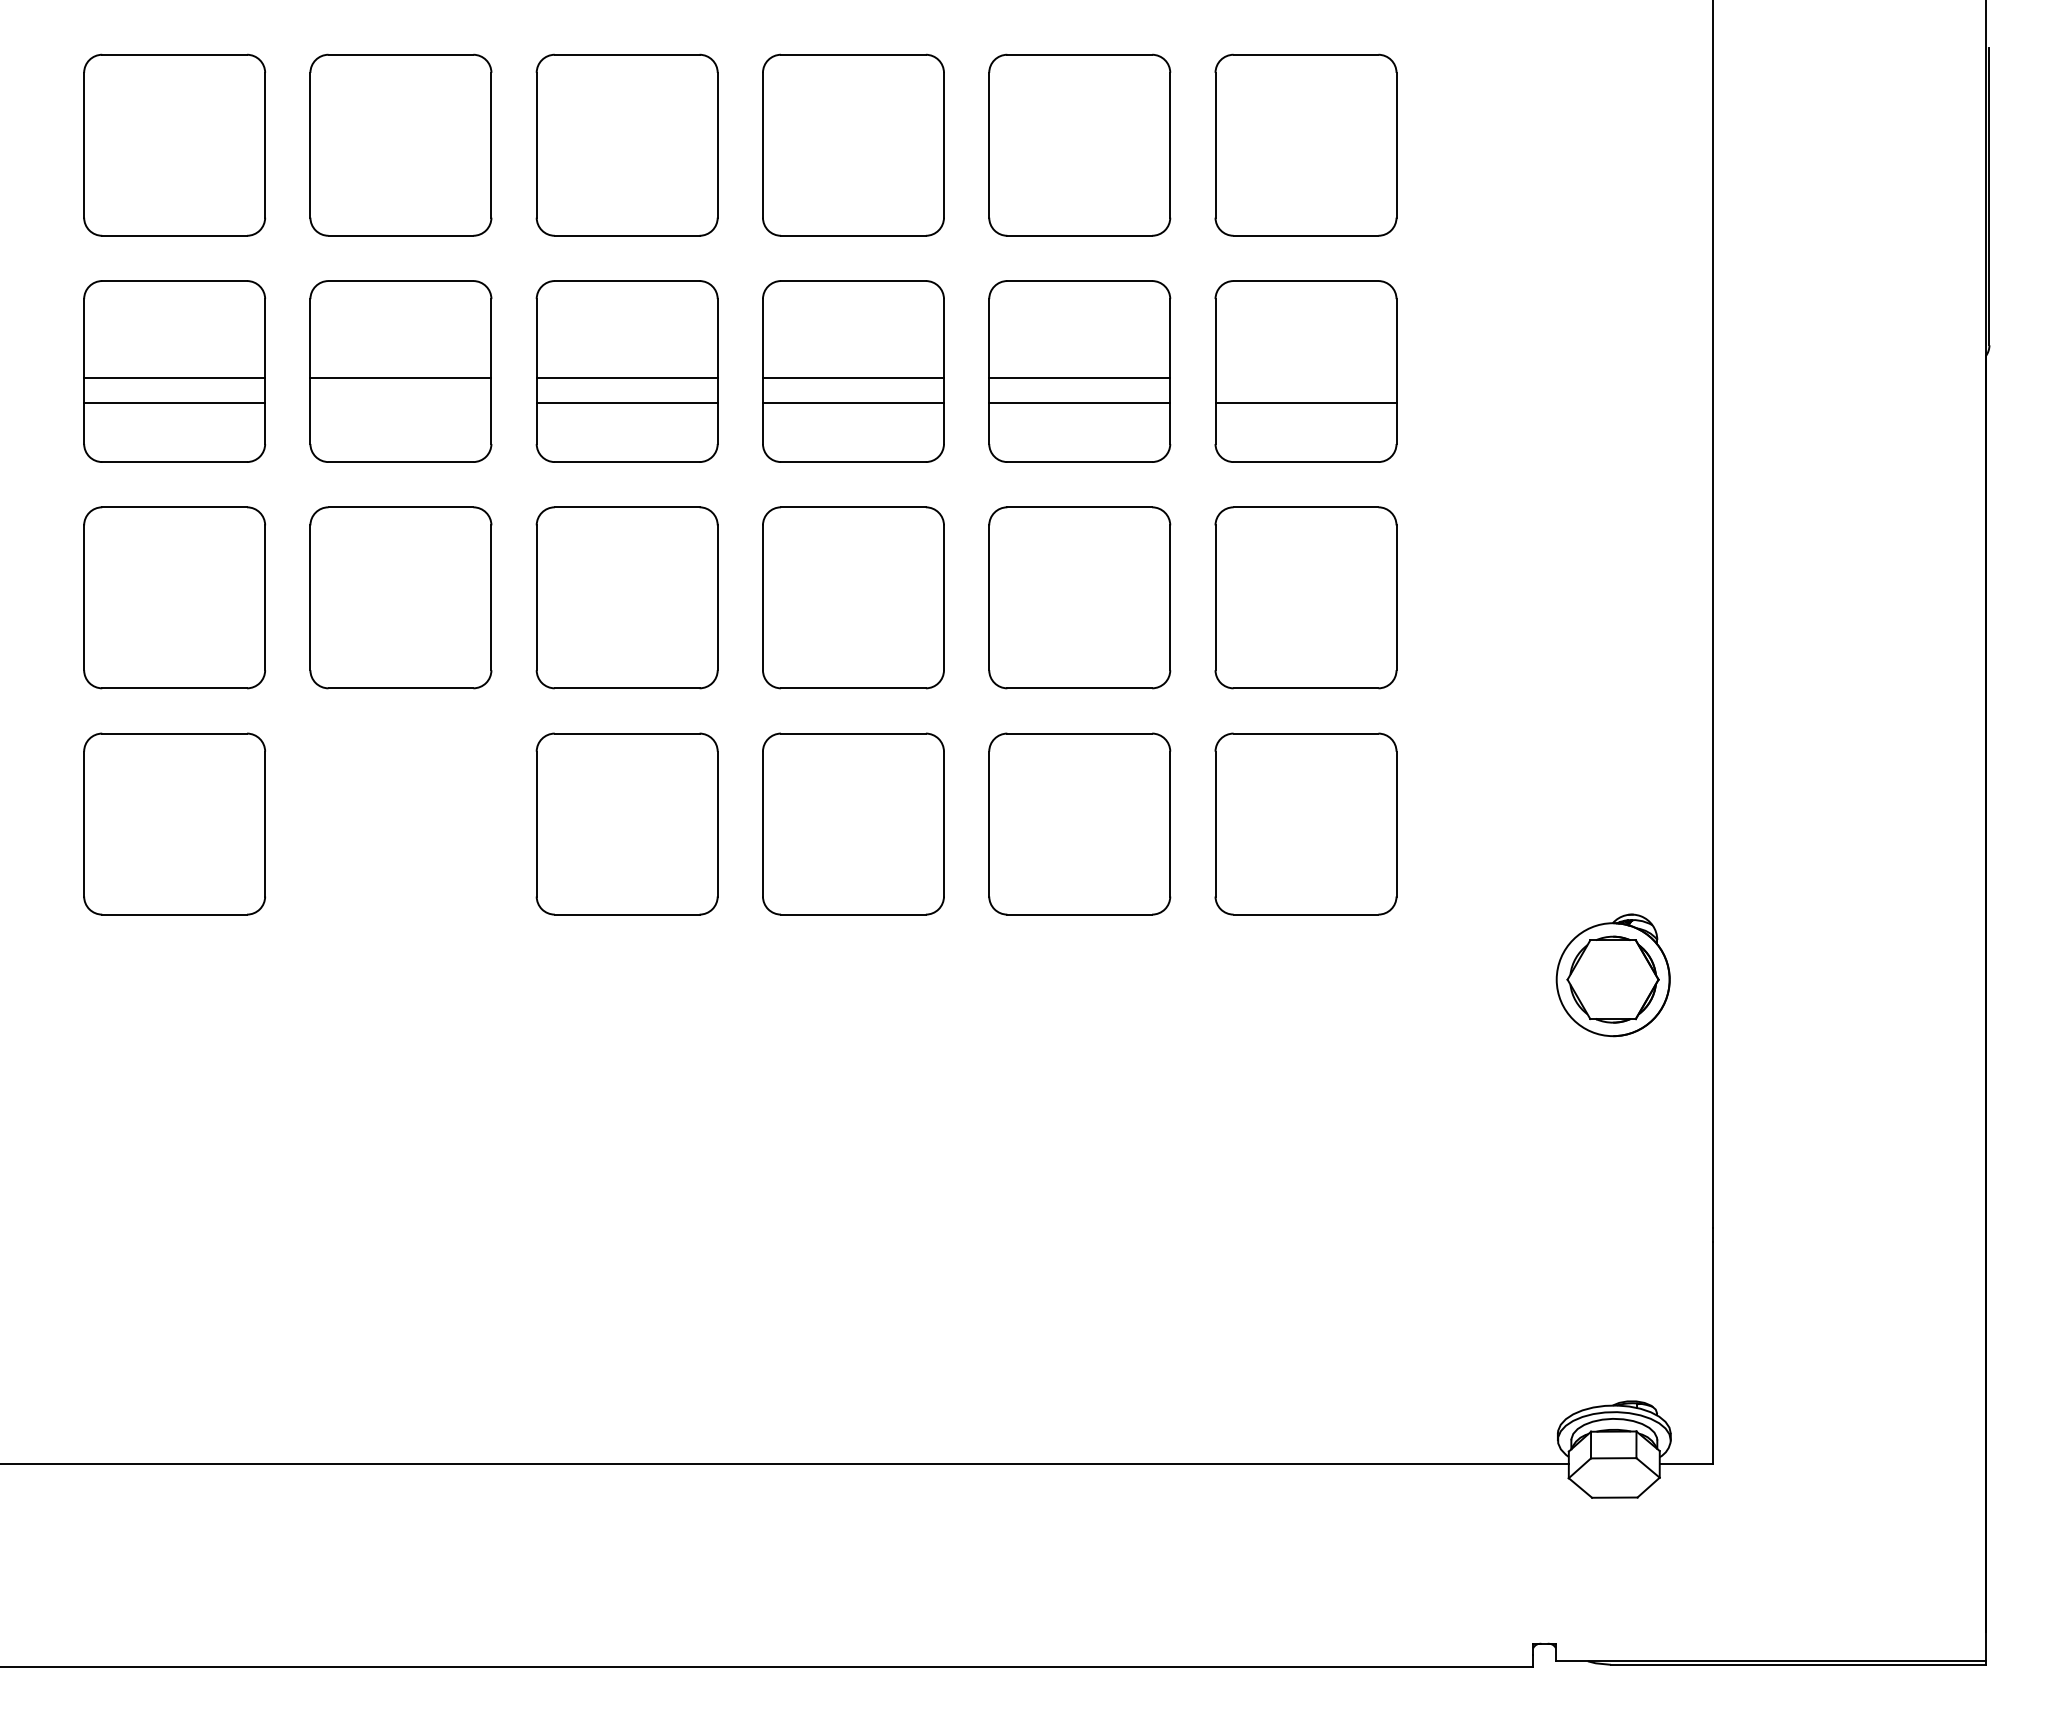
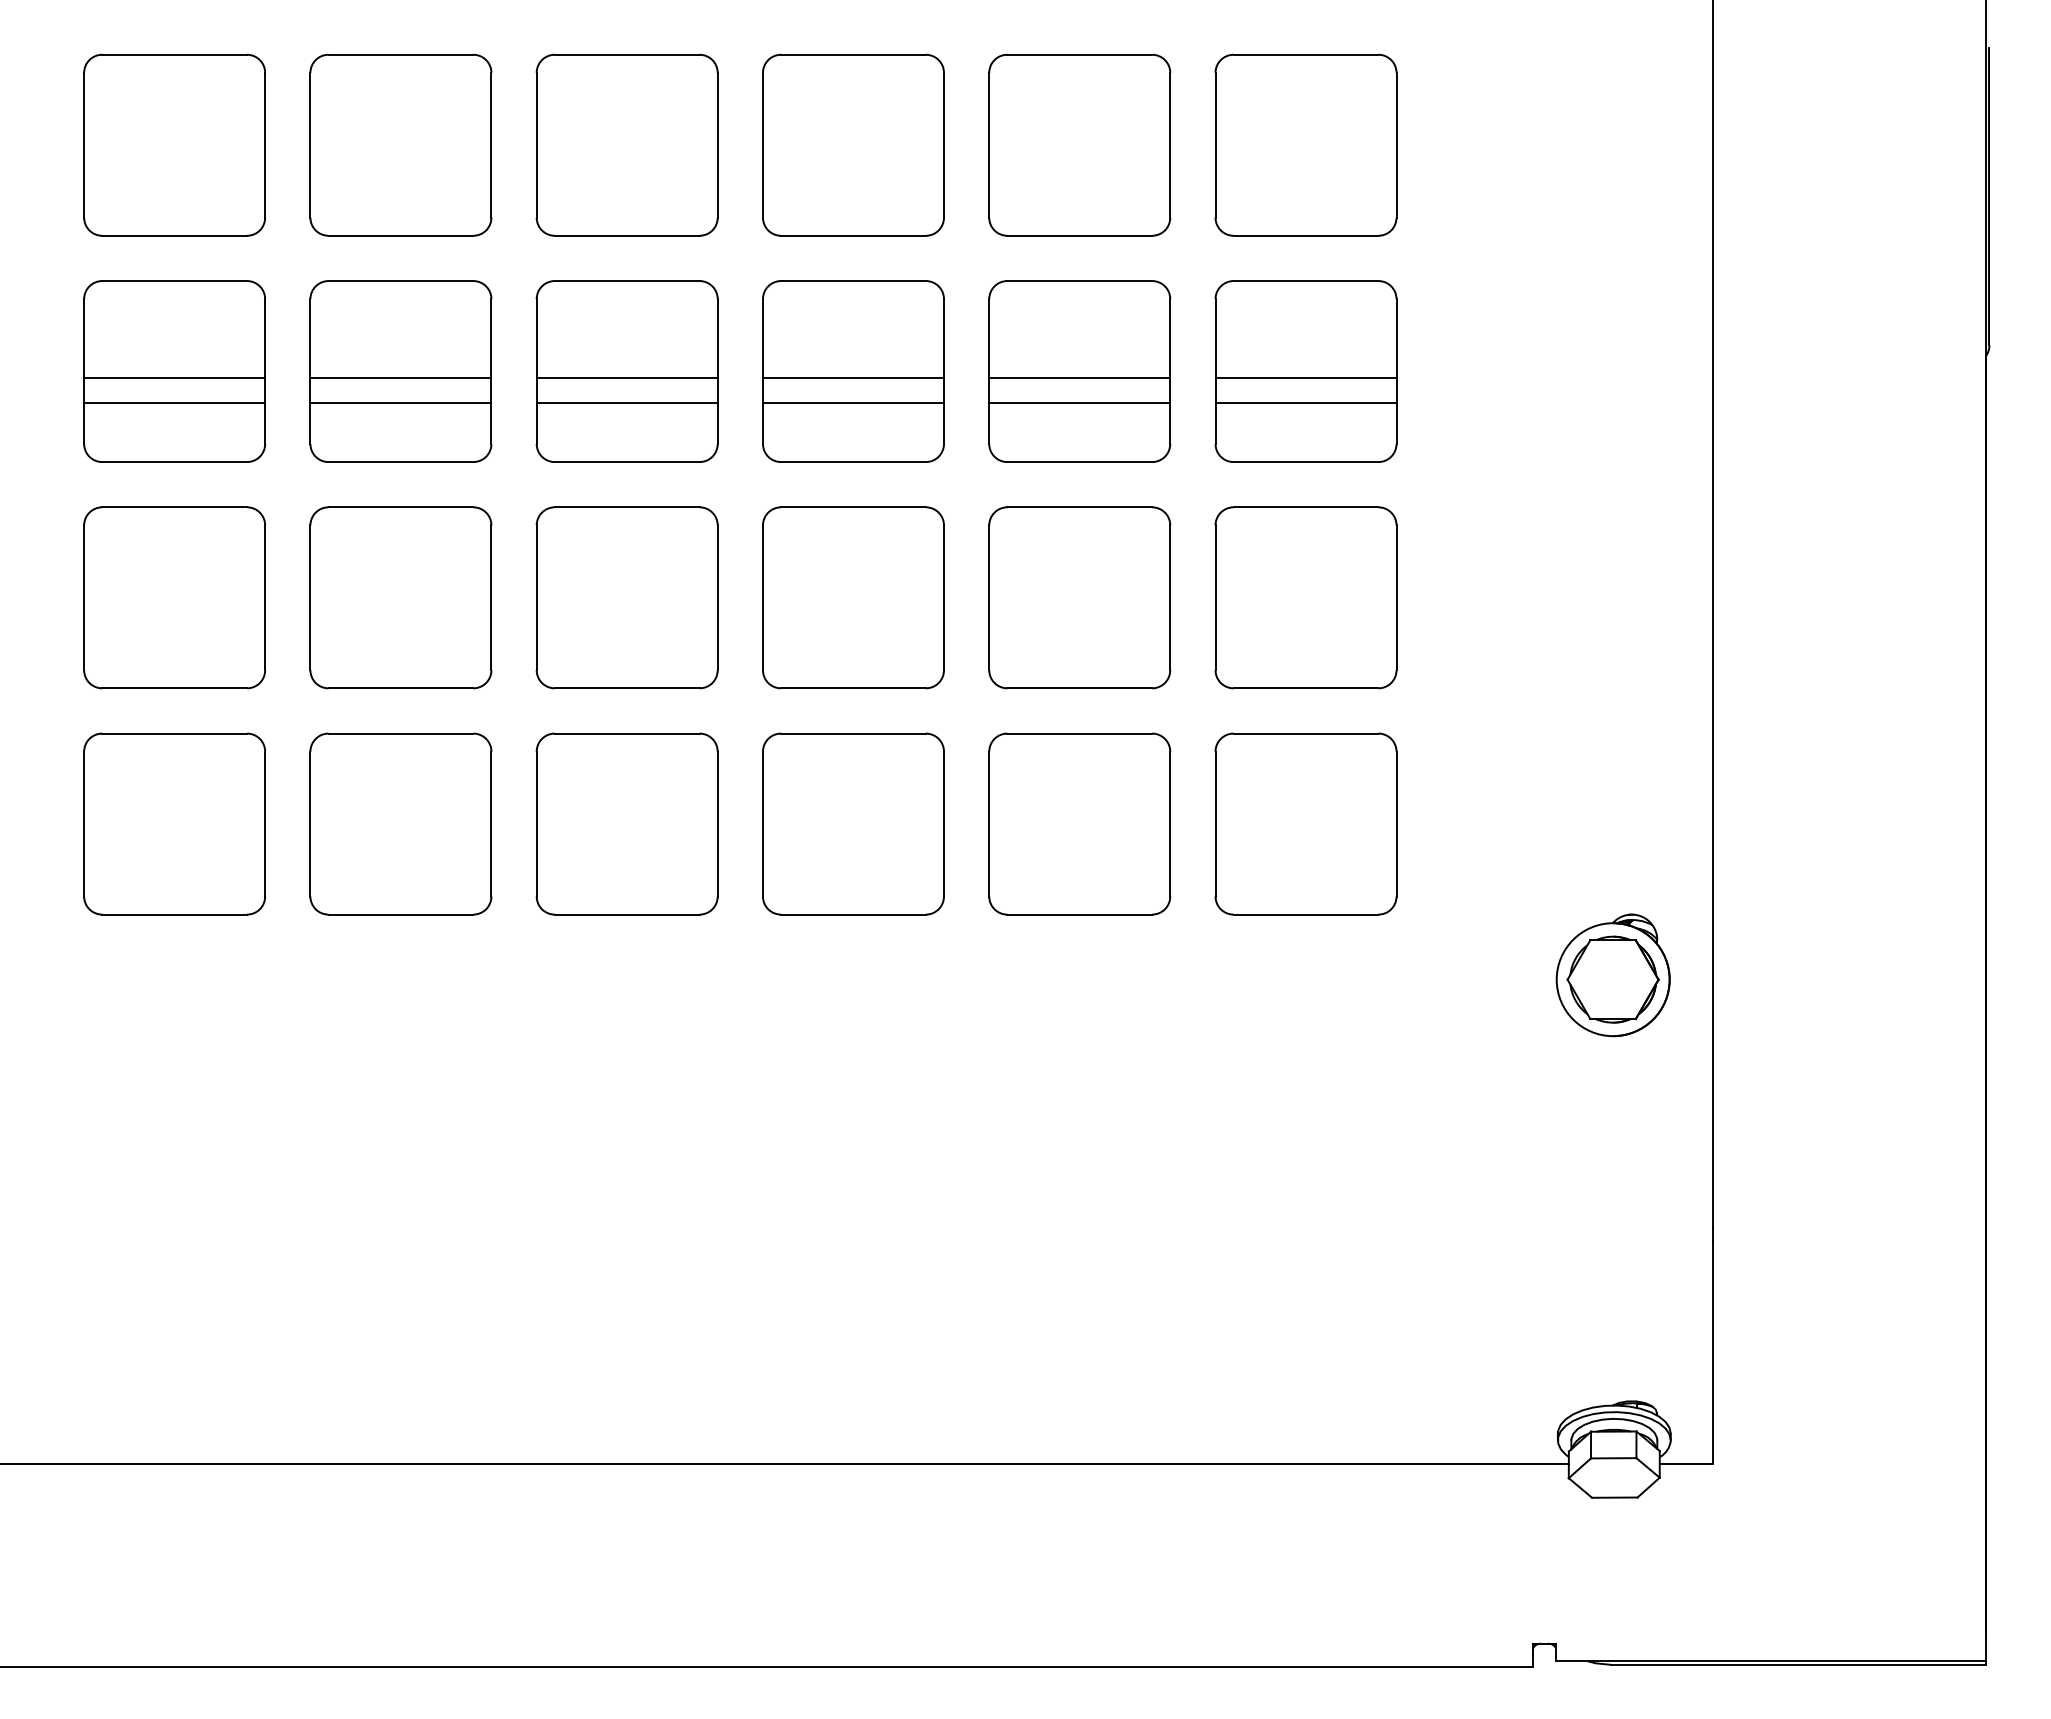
line: none -> present (1305, 378)
line: none -> present (400, 402)
part: none -> present (400, 823)
